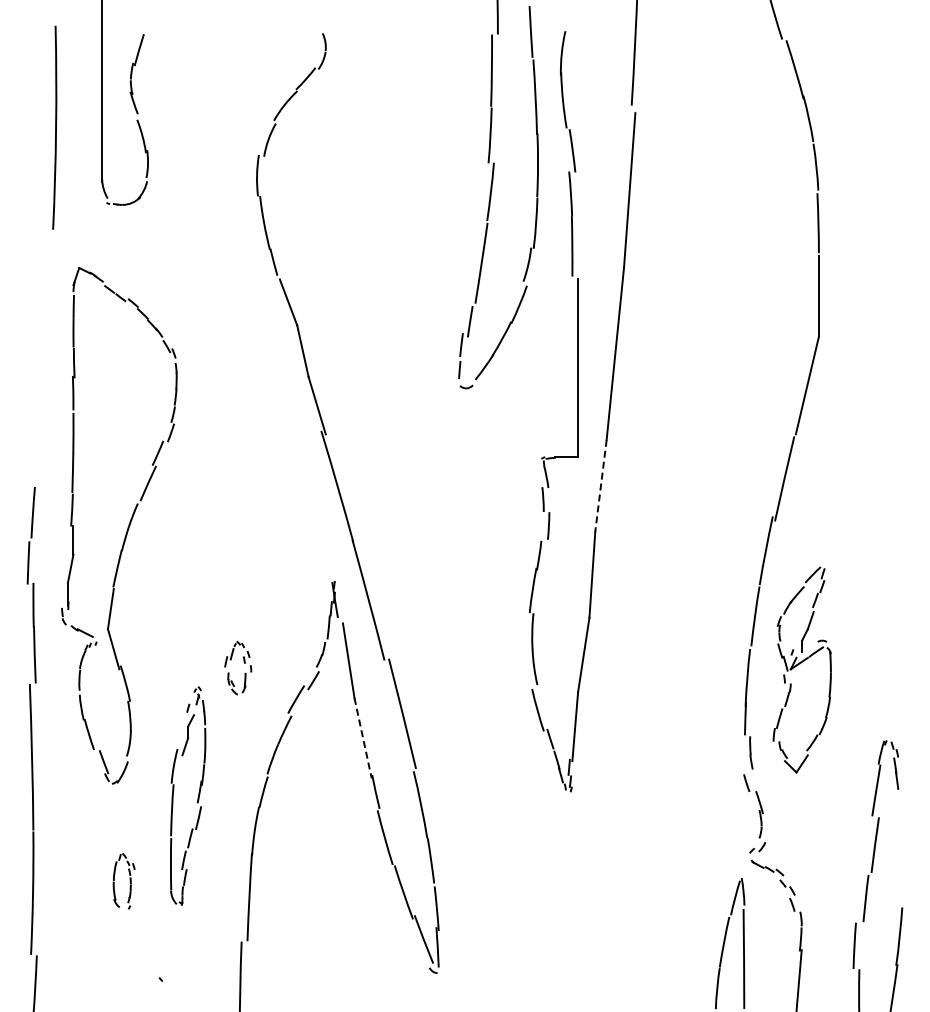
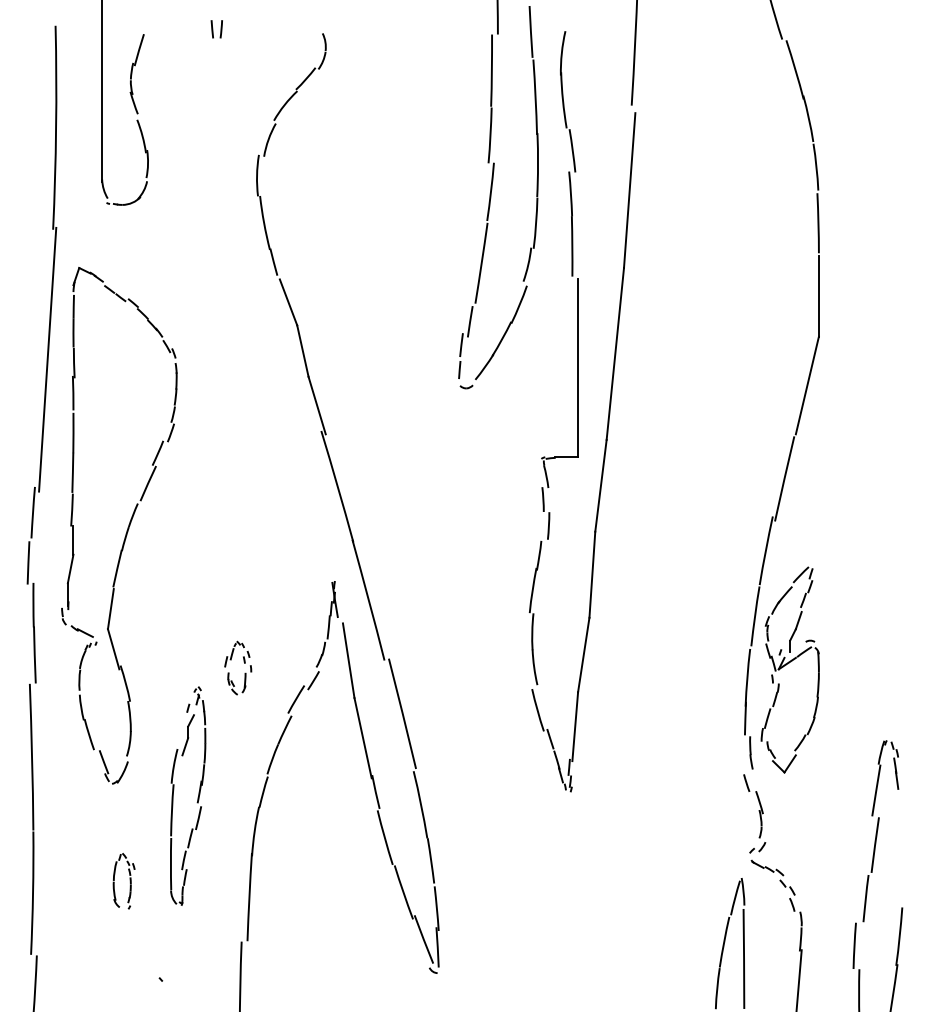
part: none -> present (216, 29)
line: none -> present (47, 359)
line: dashed -> solid (600, 486)
part position: (801, 669) -> (789, 669) (789, 669)
line: dashed -> solid (363, 738)
